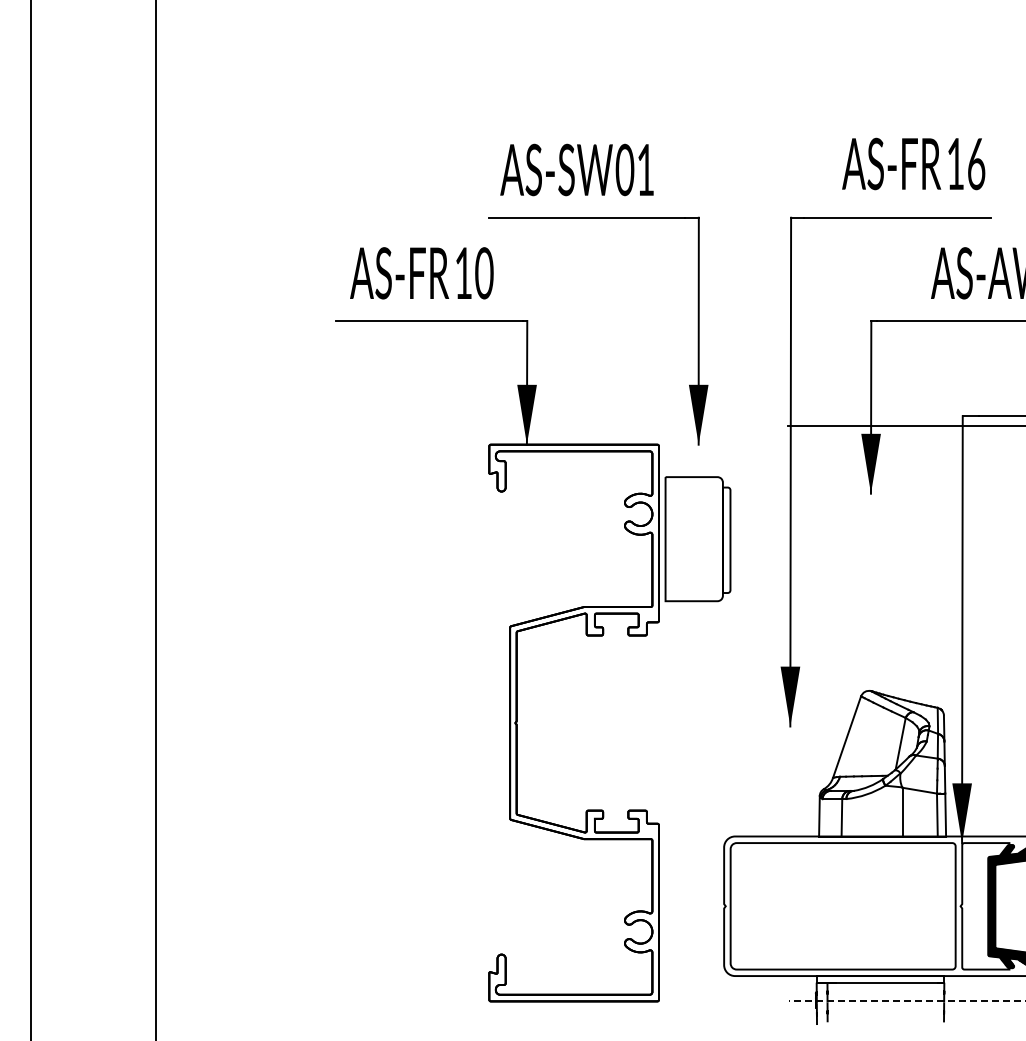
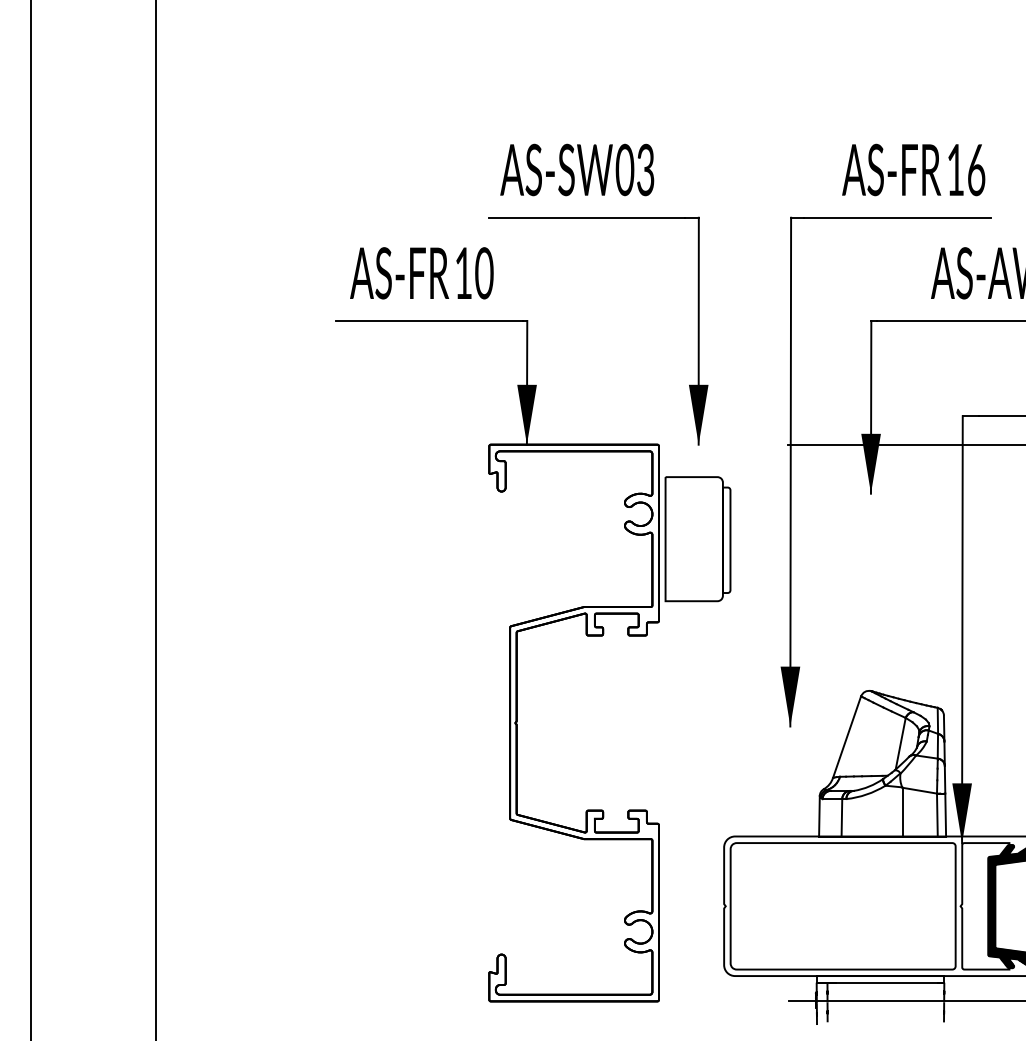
text position: (913, 163) -> (913, 169) (913, 169)
text: 01 -> 03 (645, 169)
line position: (905, 425) -> (905, 444) (905, 444)
line: dashed -> solid (906, 1001)
